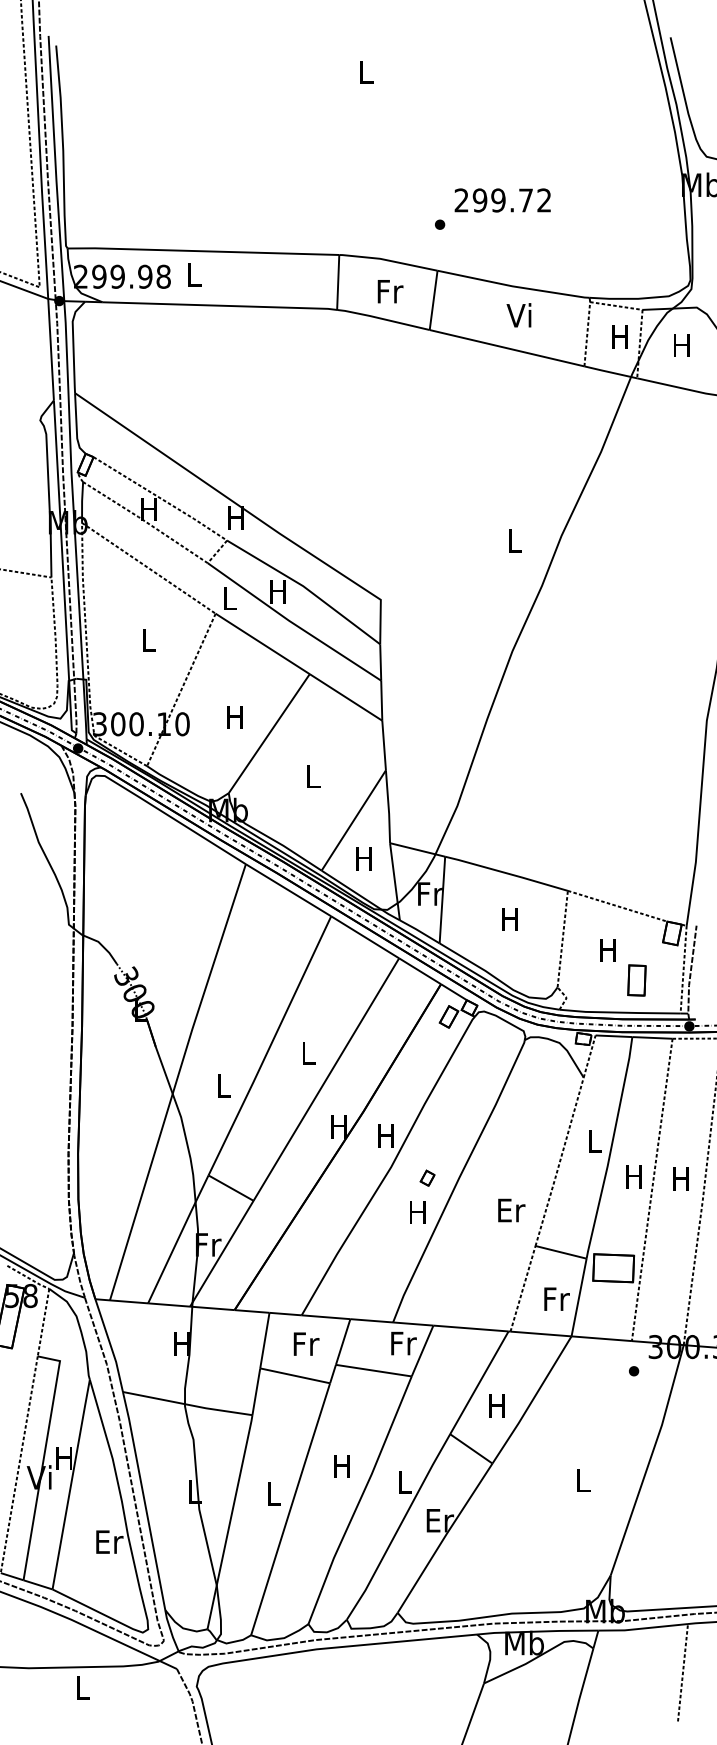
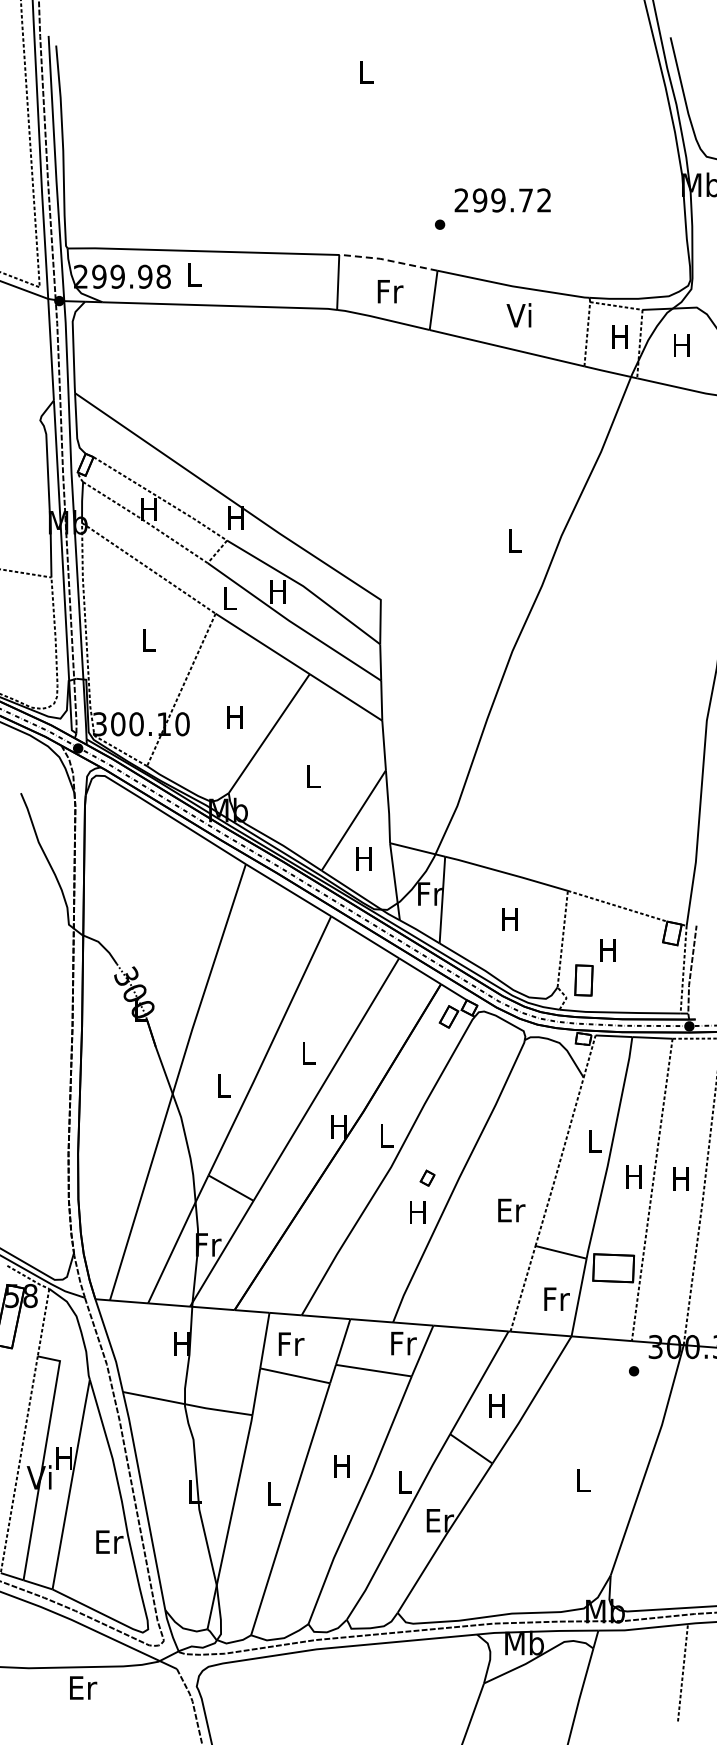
line: solid -> dashed (386, 260)
part position: (636, 980) -> (583, 980) (583, 980)
text: H -> L (385, 1135)
text position: (306, 1343) -> (291, 1343) (291, 1343)
text: L -> Er (83, 1687)
